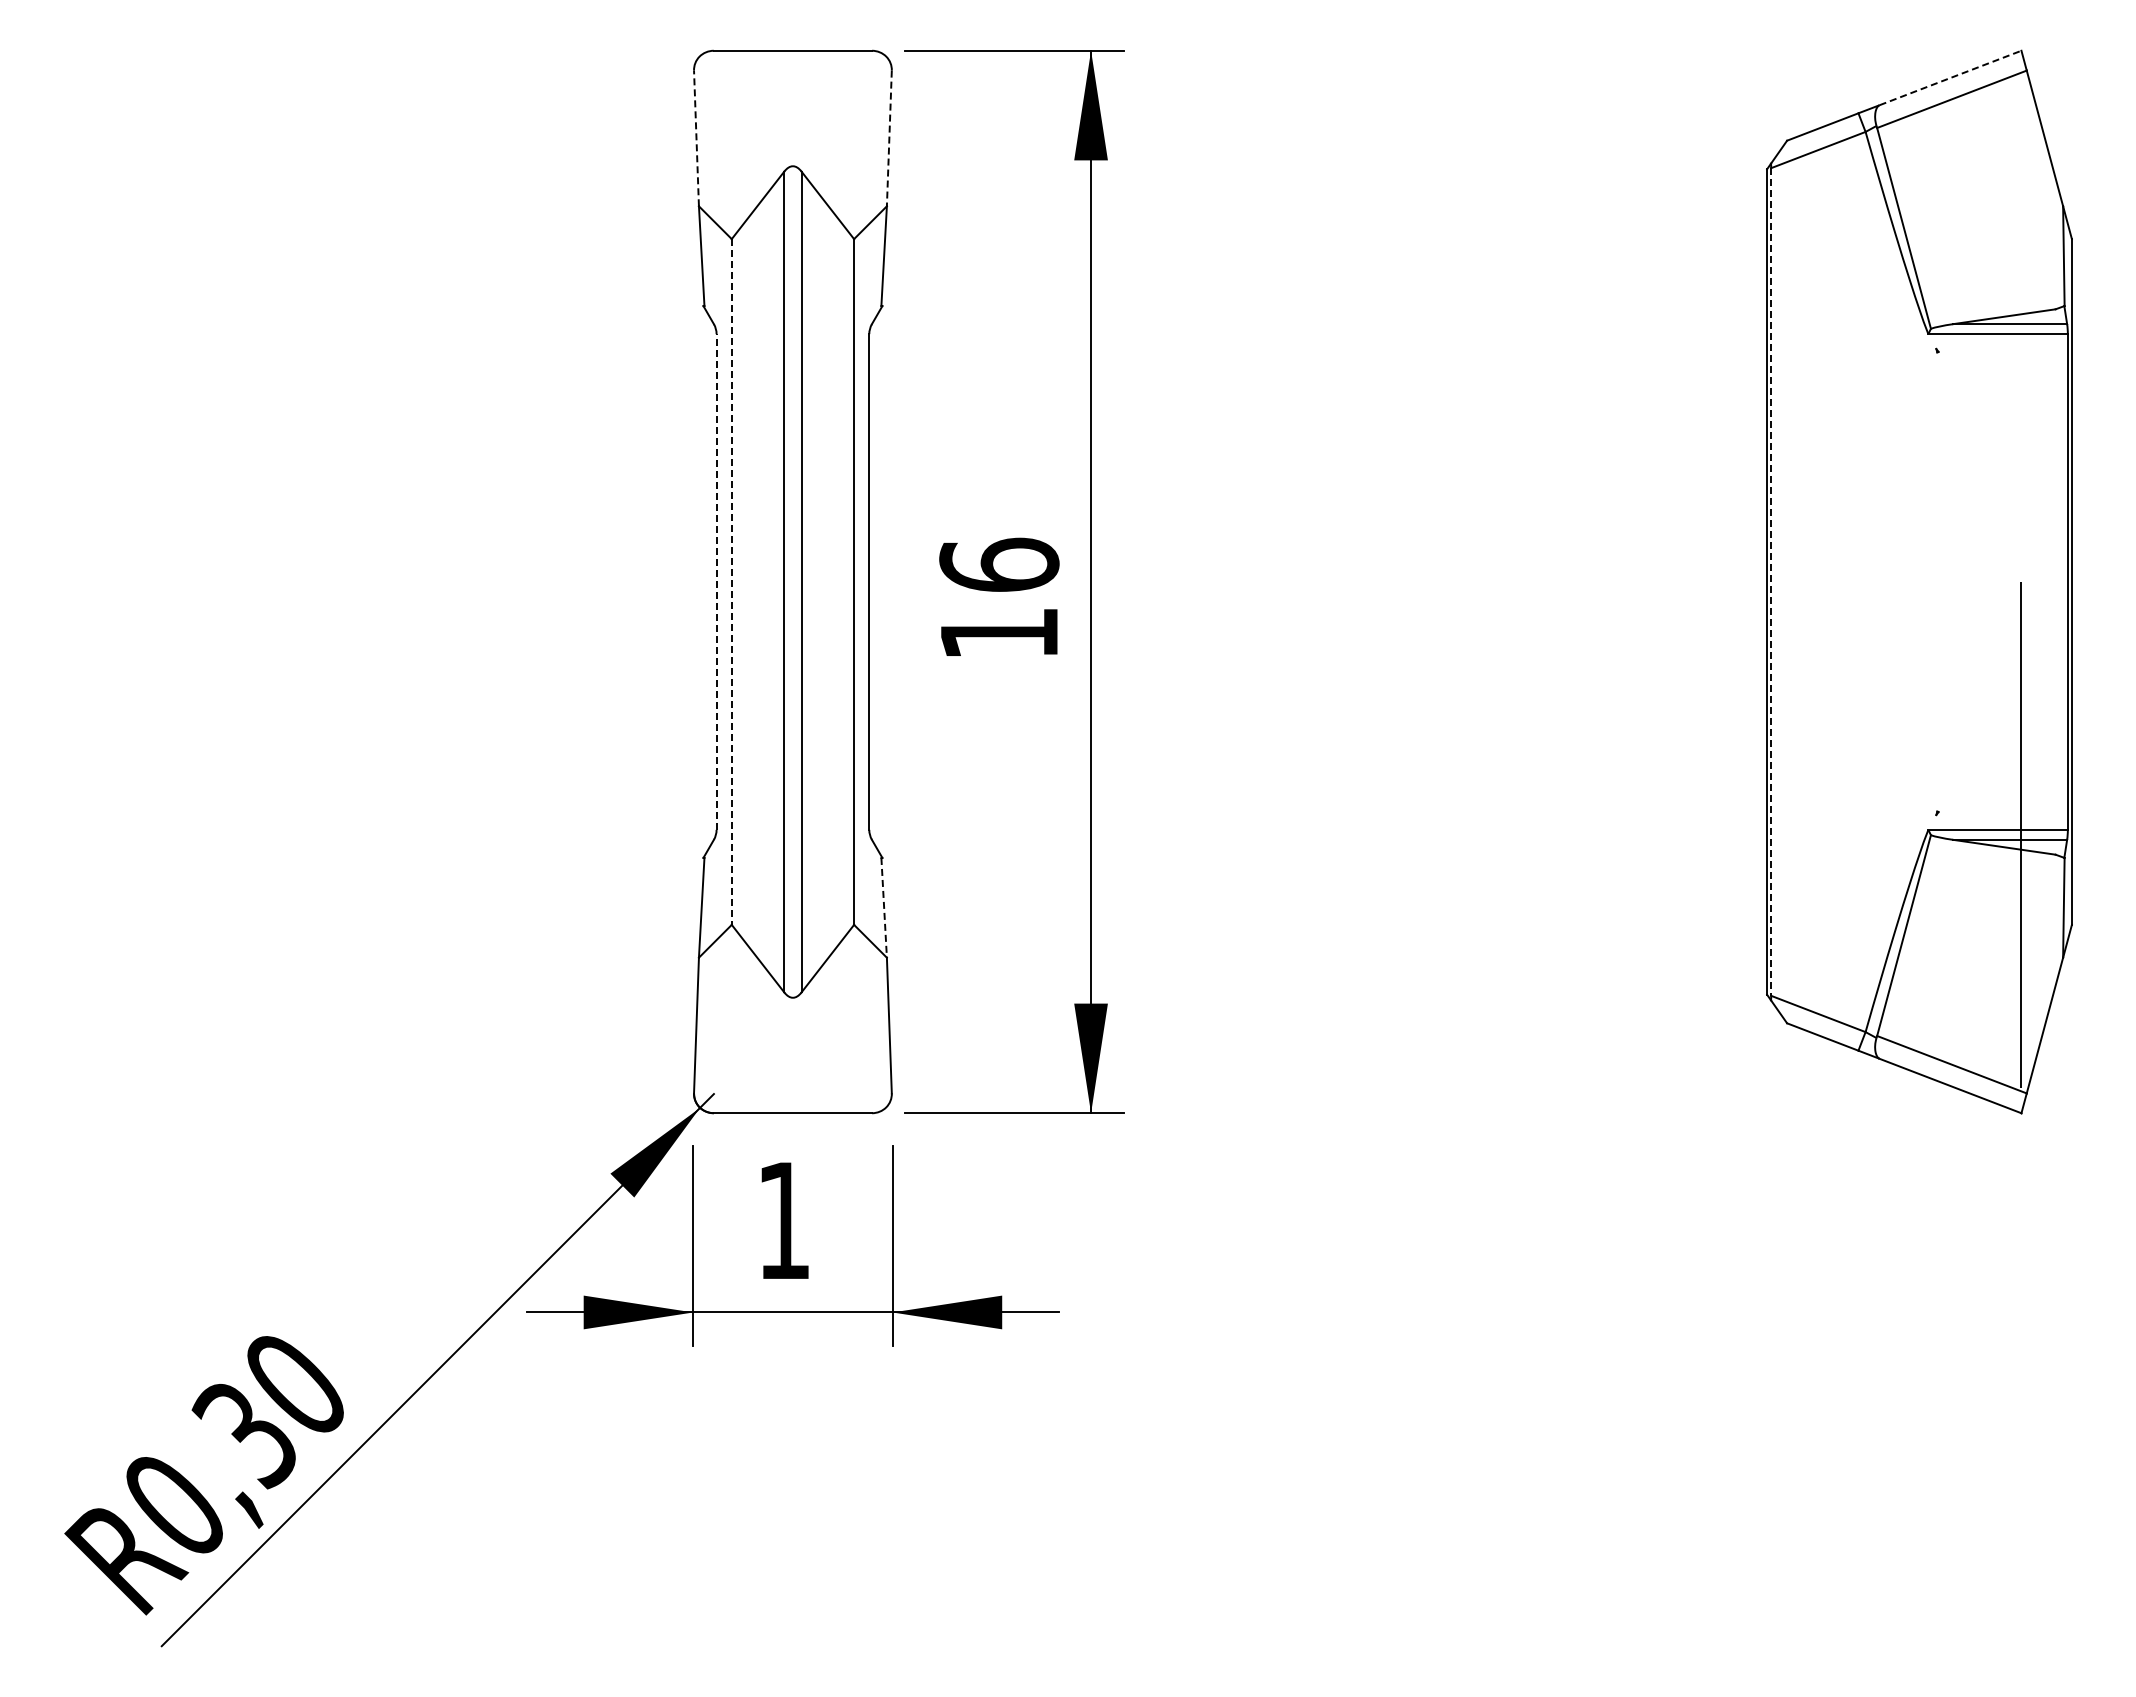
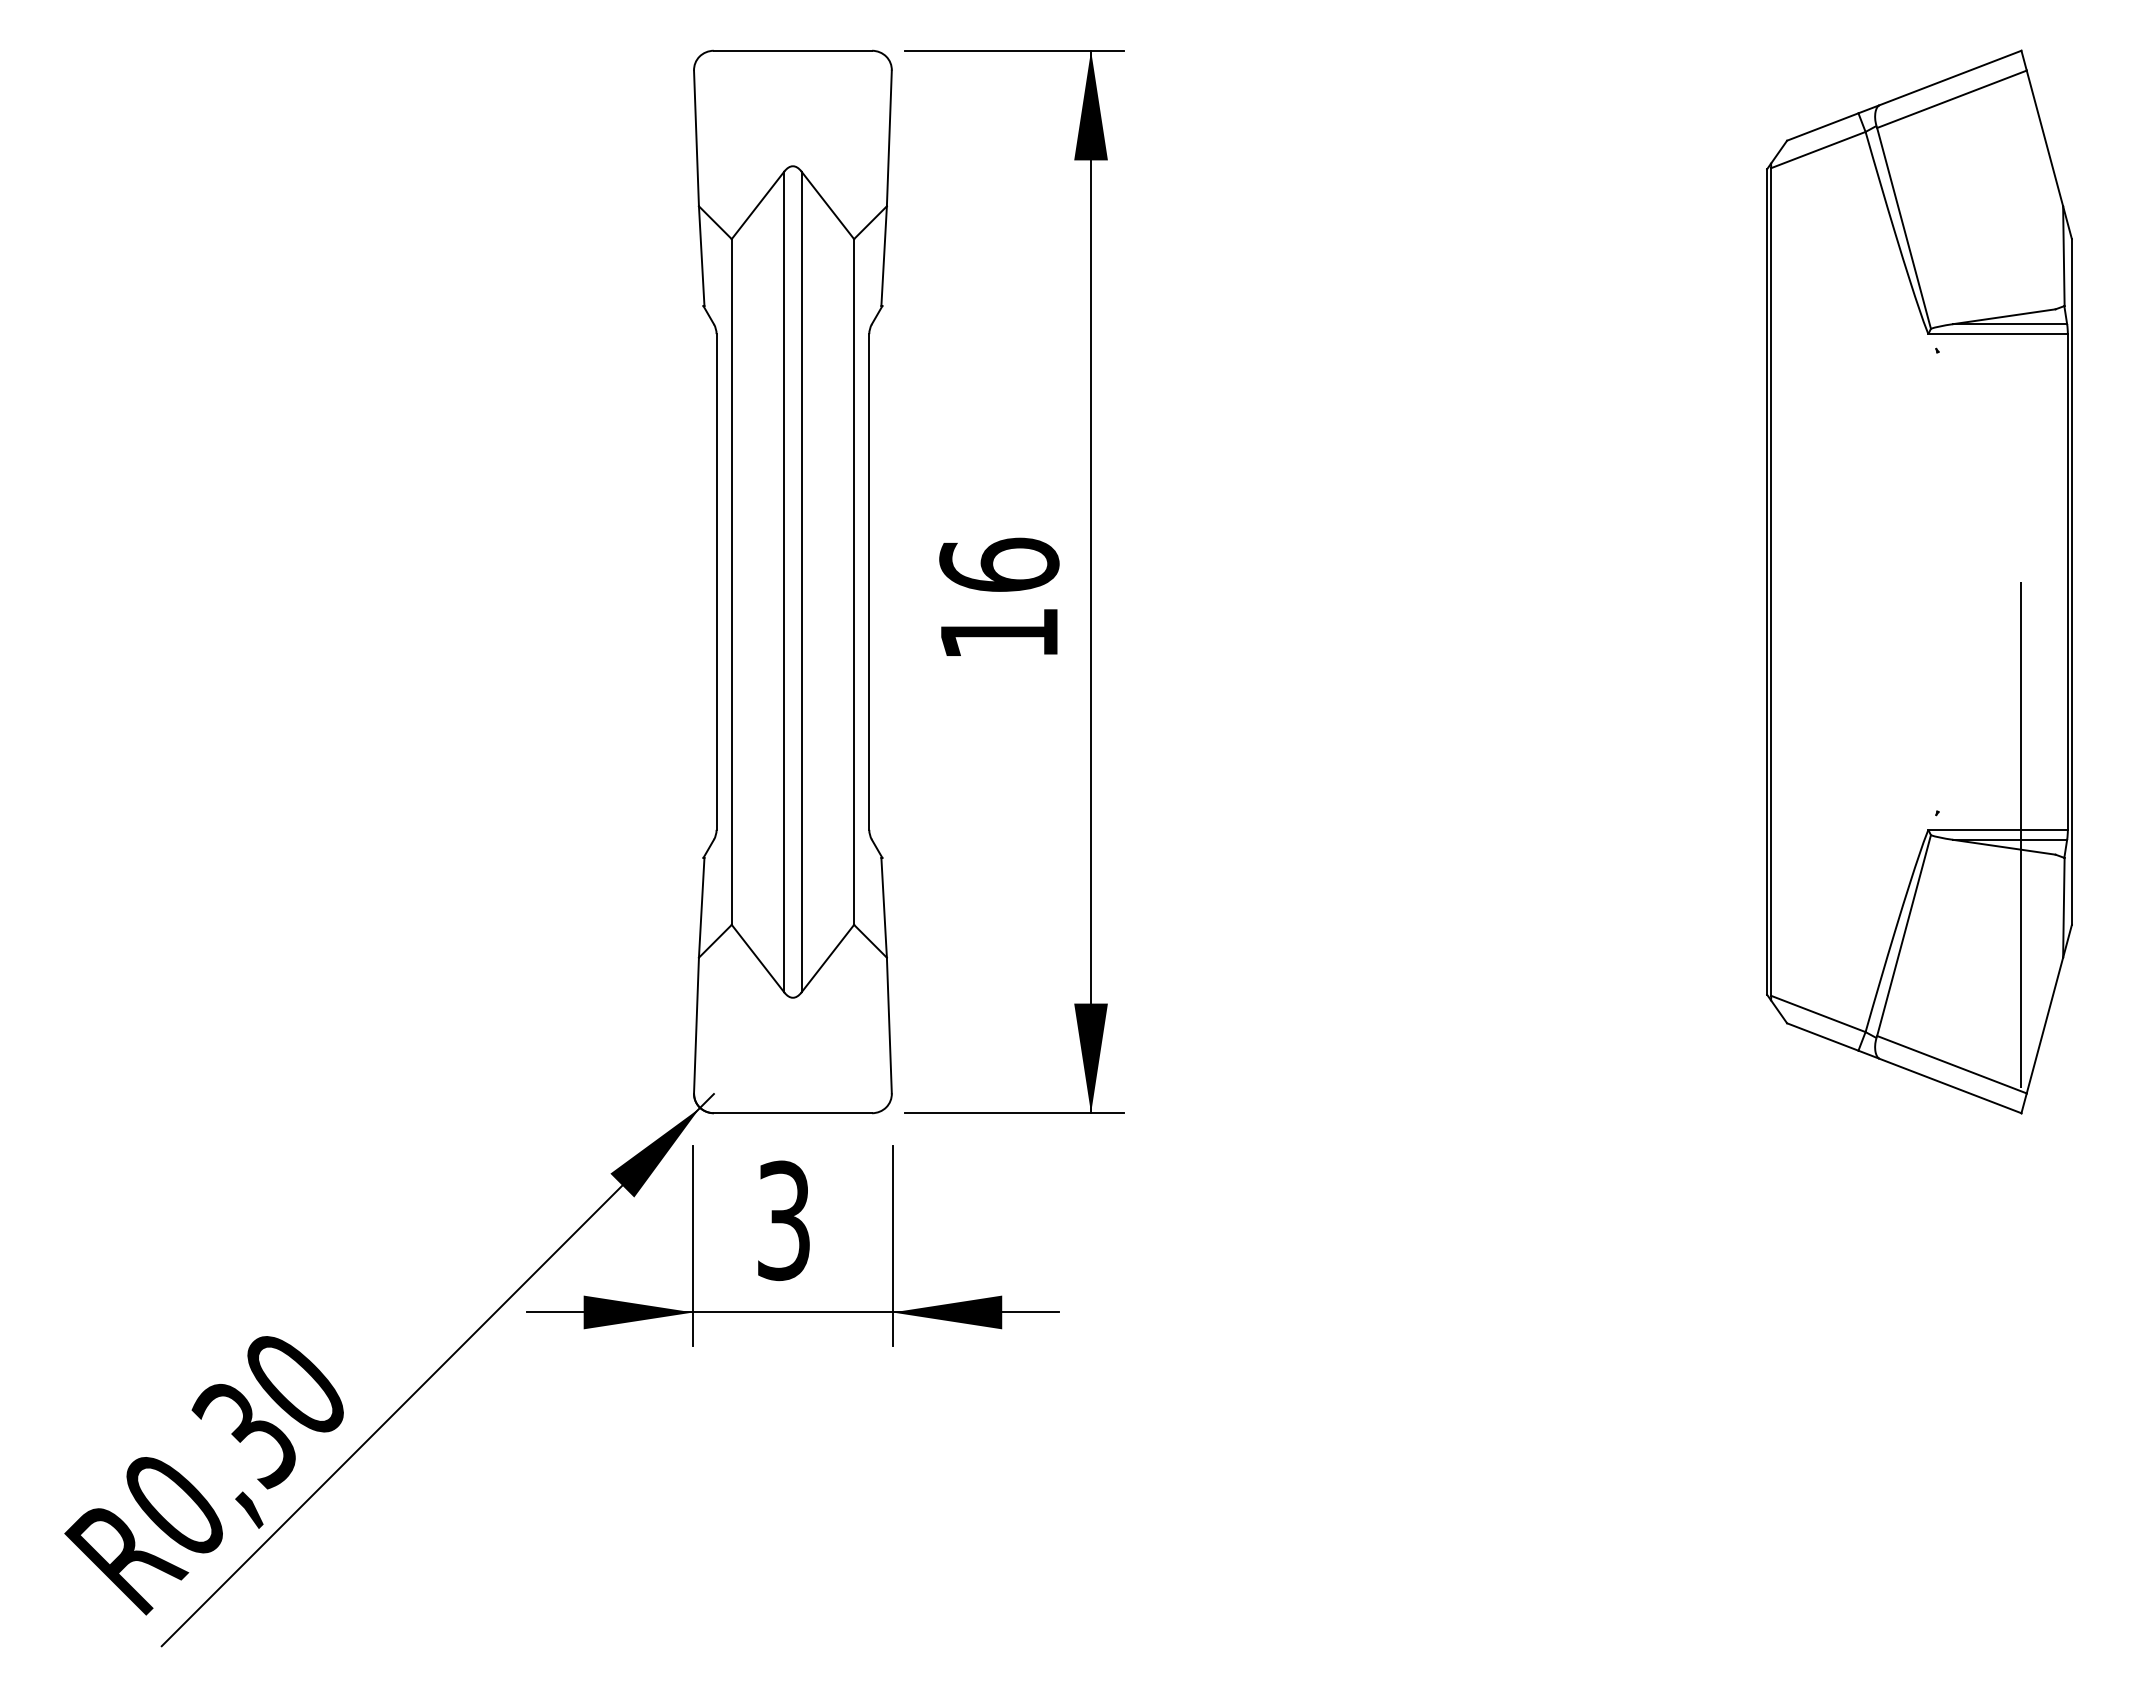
line: dashed -> solid (1950, 77)
line: dashed -> solid (696, 138)
line: dashed -> solid (889, 138)
line: dashed -> solid (716, 582)
line: dashed -> solid (731, 582)
line: dashed -> solid (1771, 582)
line: dashed -> solid (884, 907)
text: 1 -> 3 (783, 1220)
